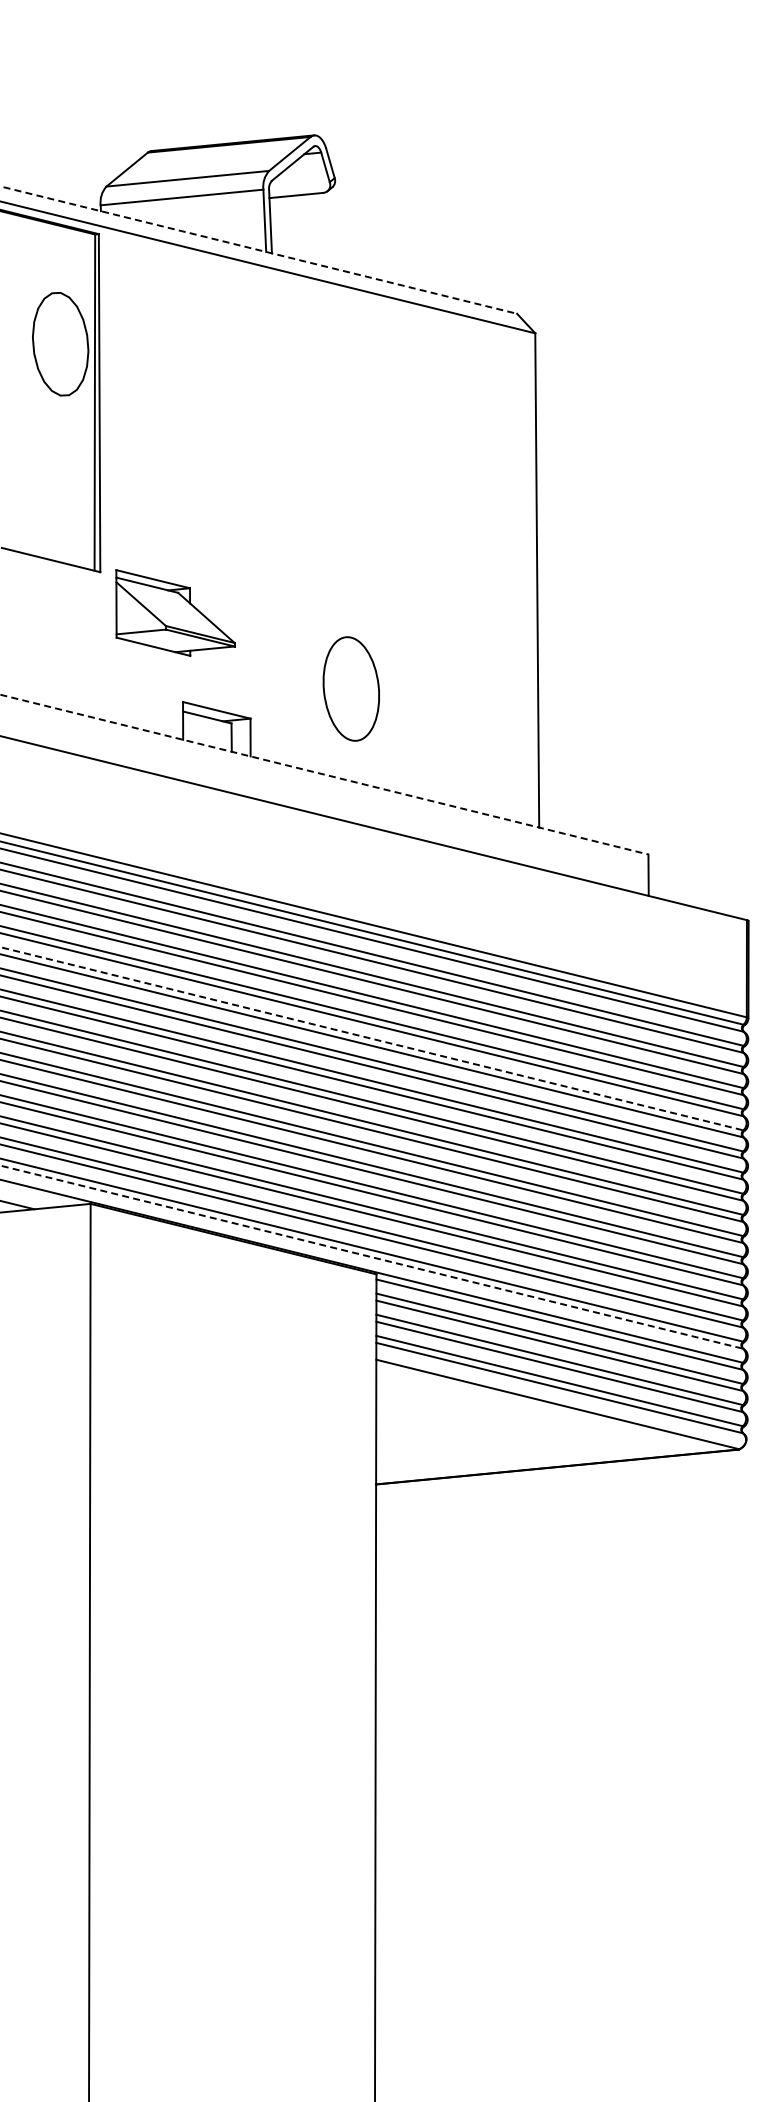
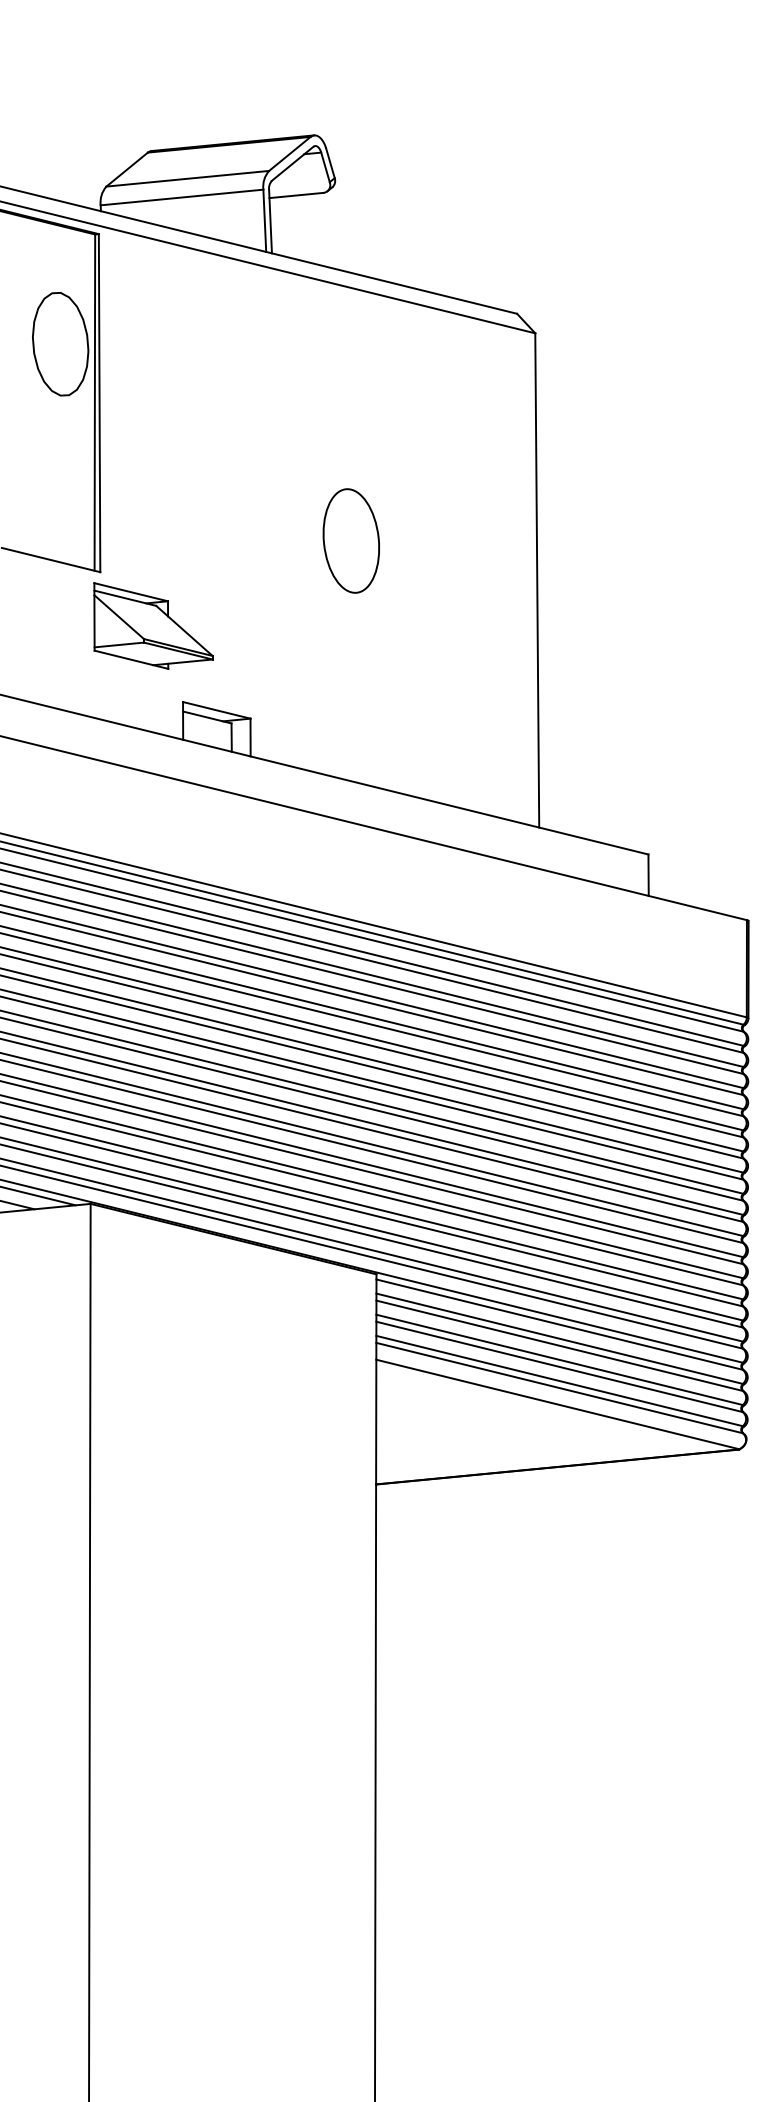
line: dashed -> solid (258, 250)
part position: (175, 612) -> (153, 625) (153, 625)
part position: (350, 688) -> (350, 540) (350, 540)
line: dashed -> solid (324, 774)
line: dashed -> solid (372, 1038)
line: none -> present (38, 1196)
line: dashed -> solid (372, 1257)
